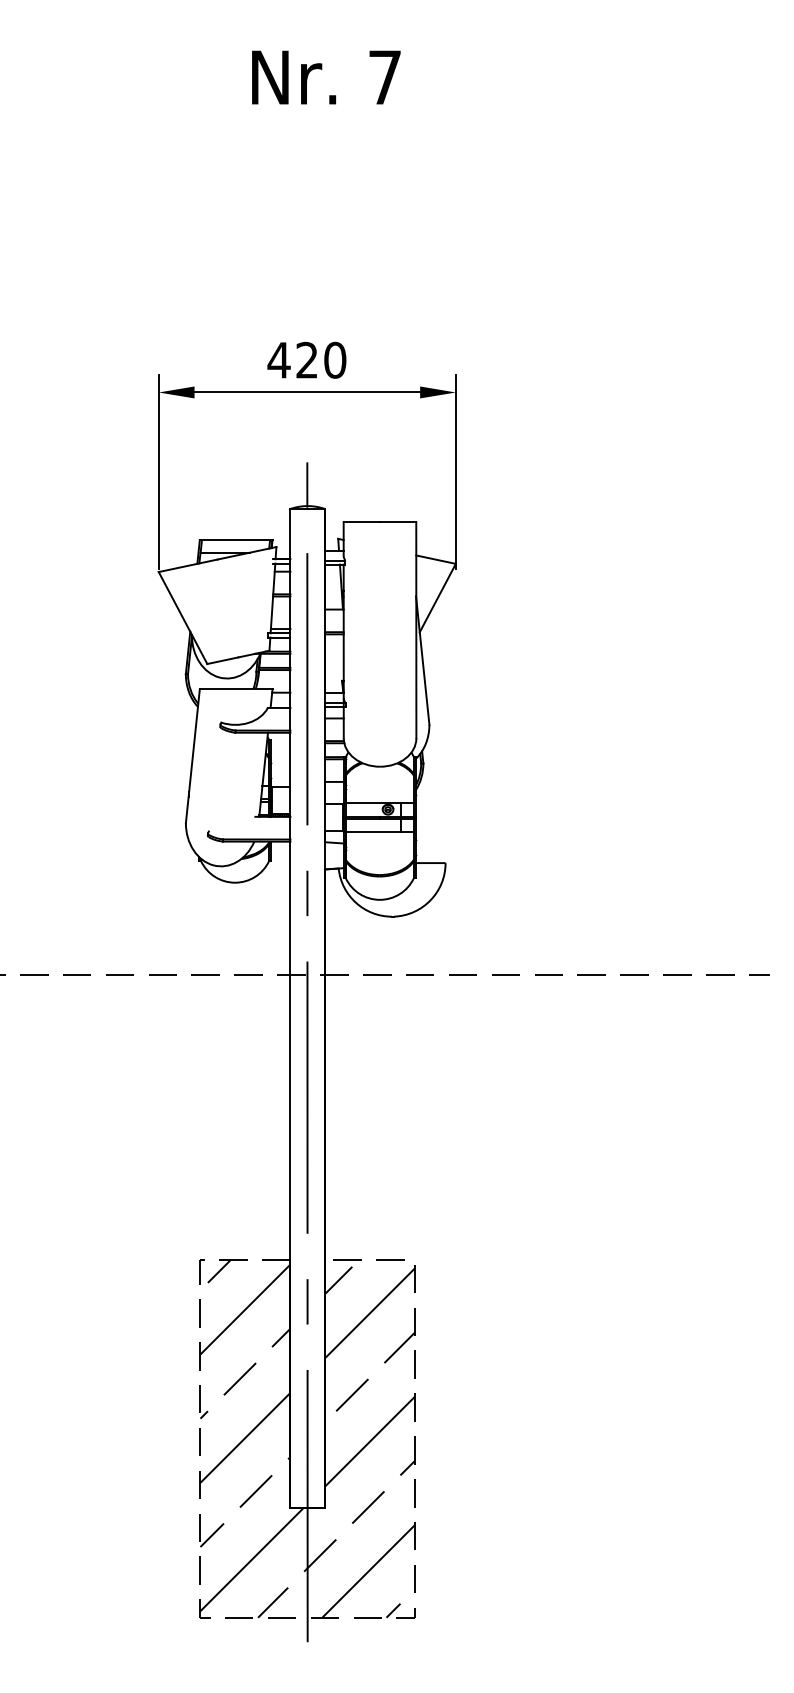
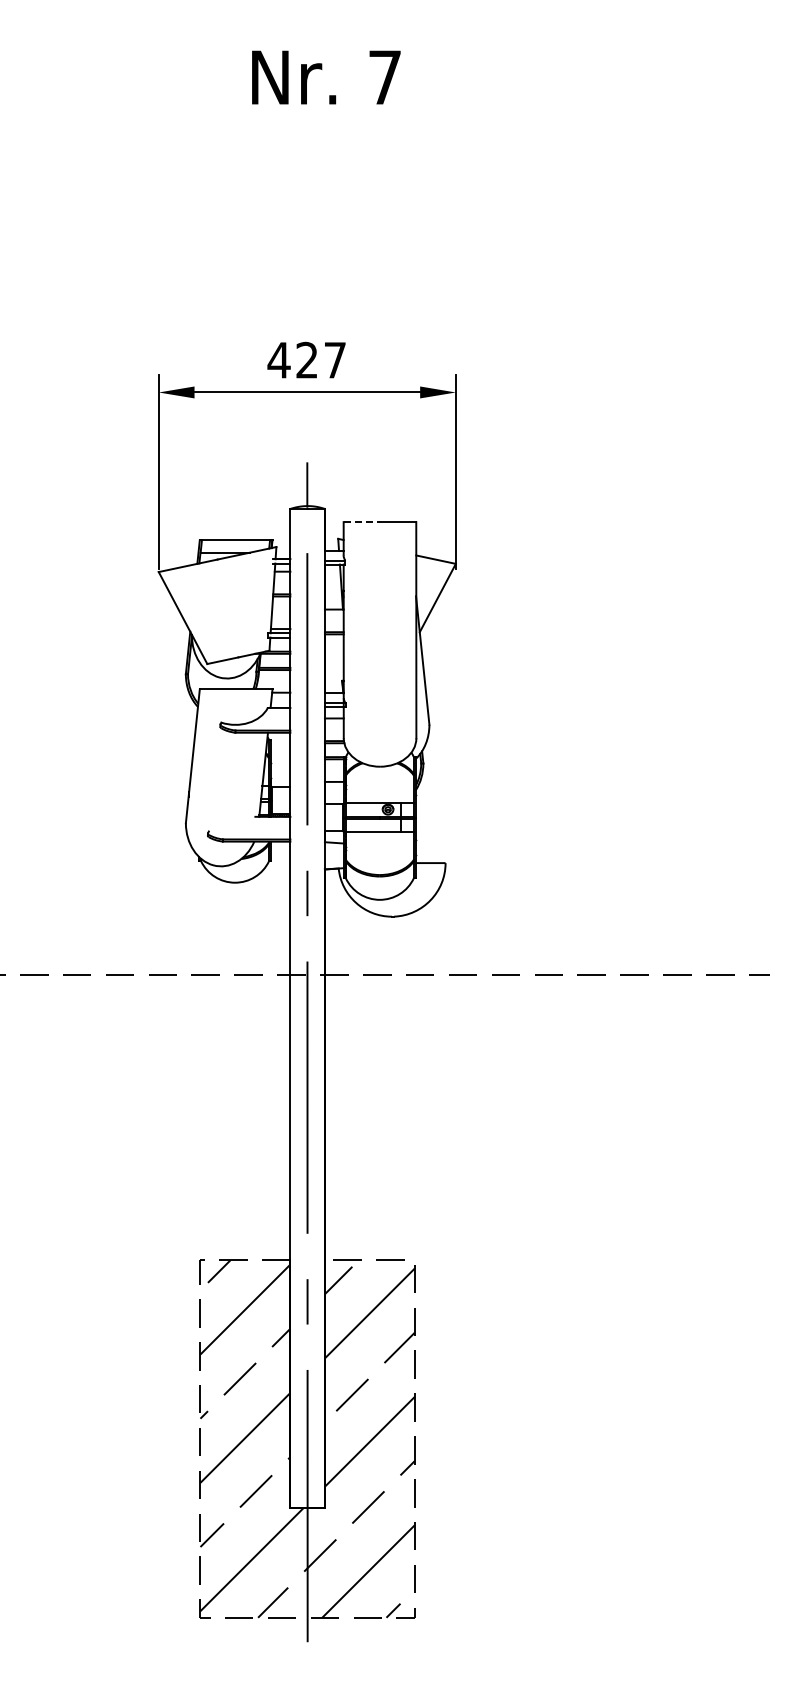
text: 420 -> 427 (335, 359)
line: solid -> dashed (362, 522)
